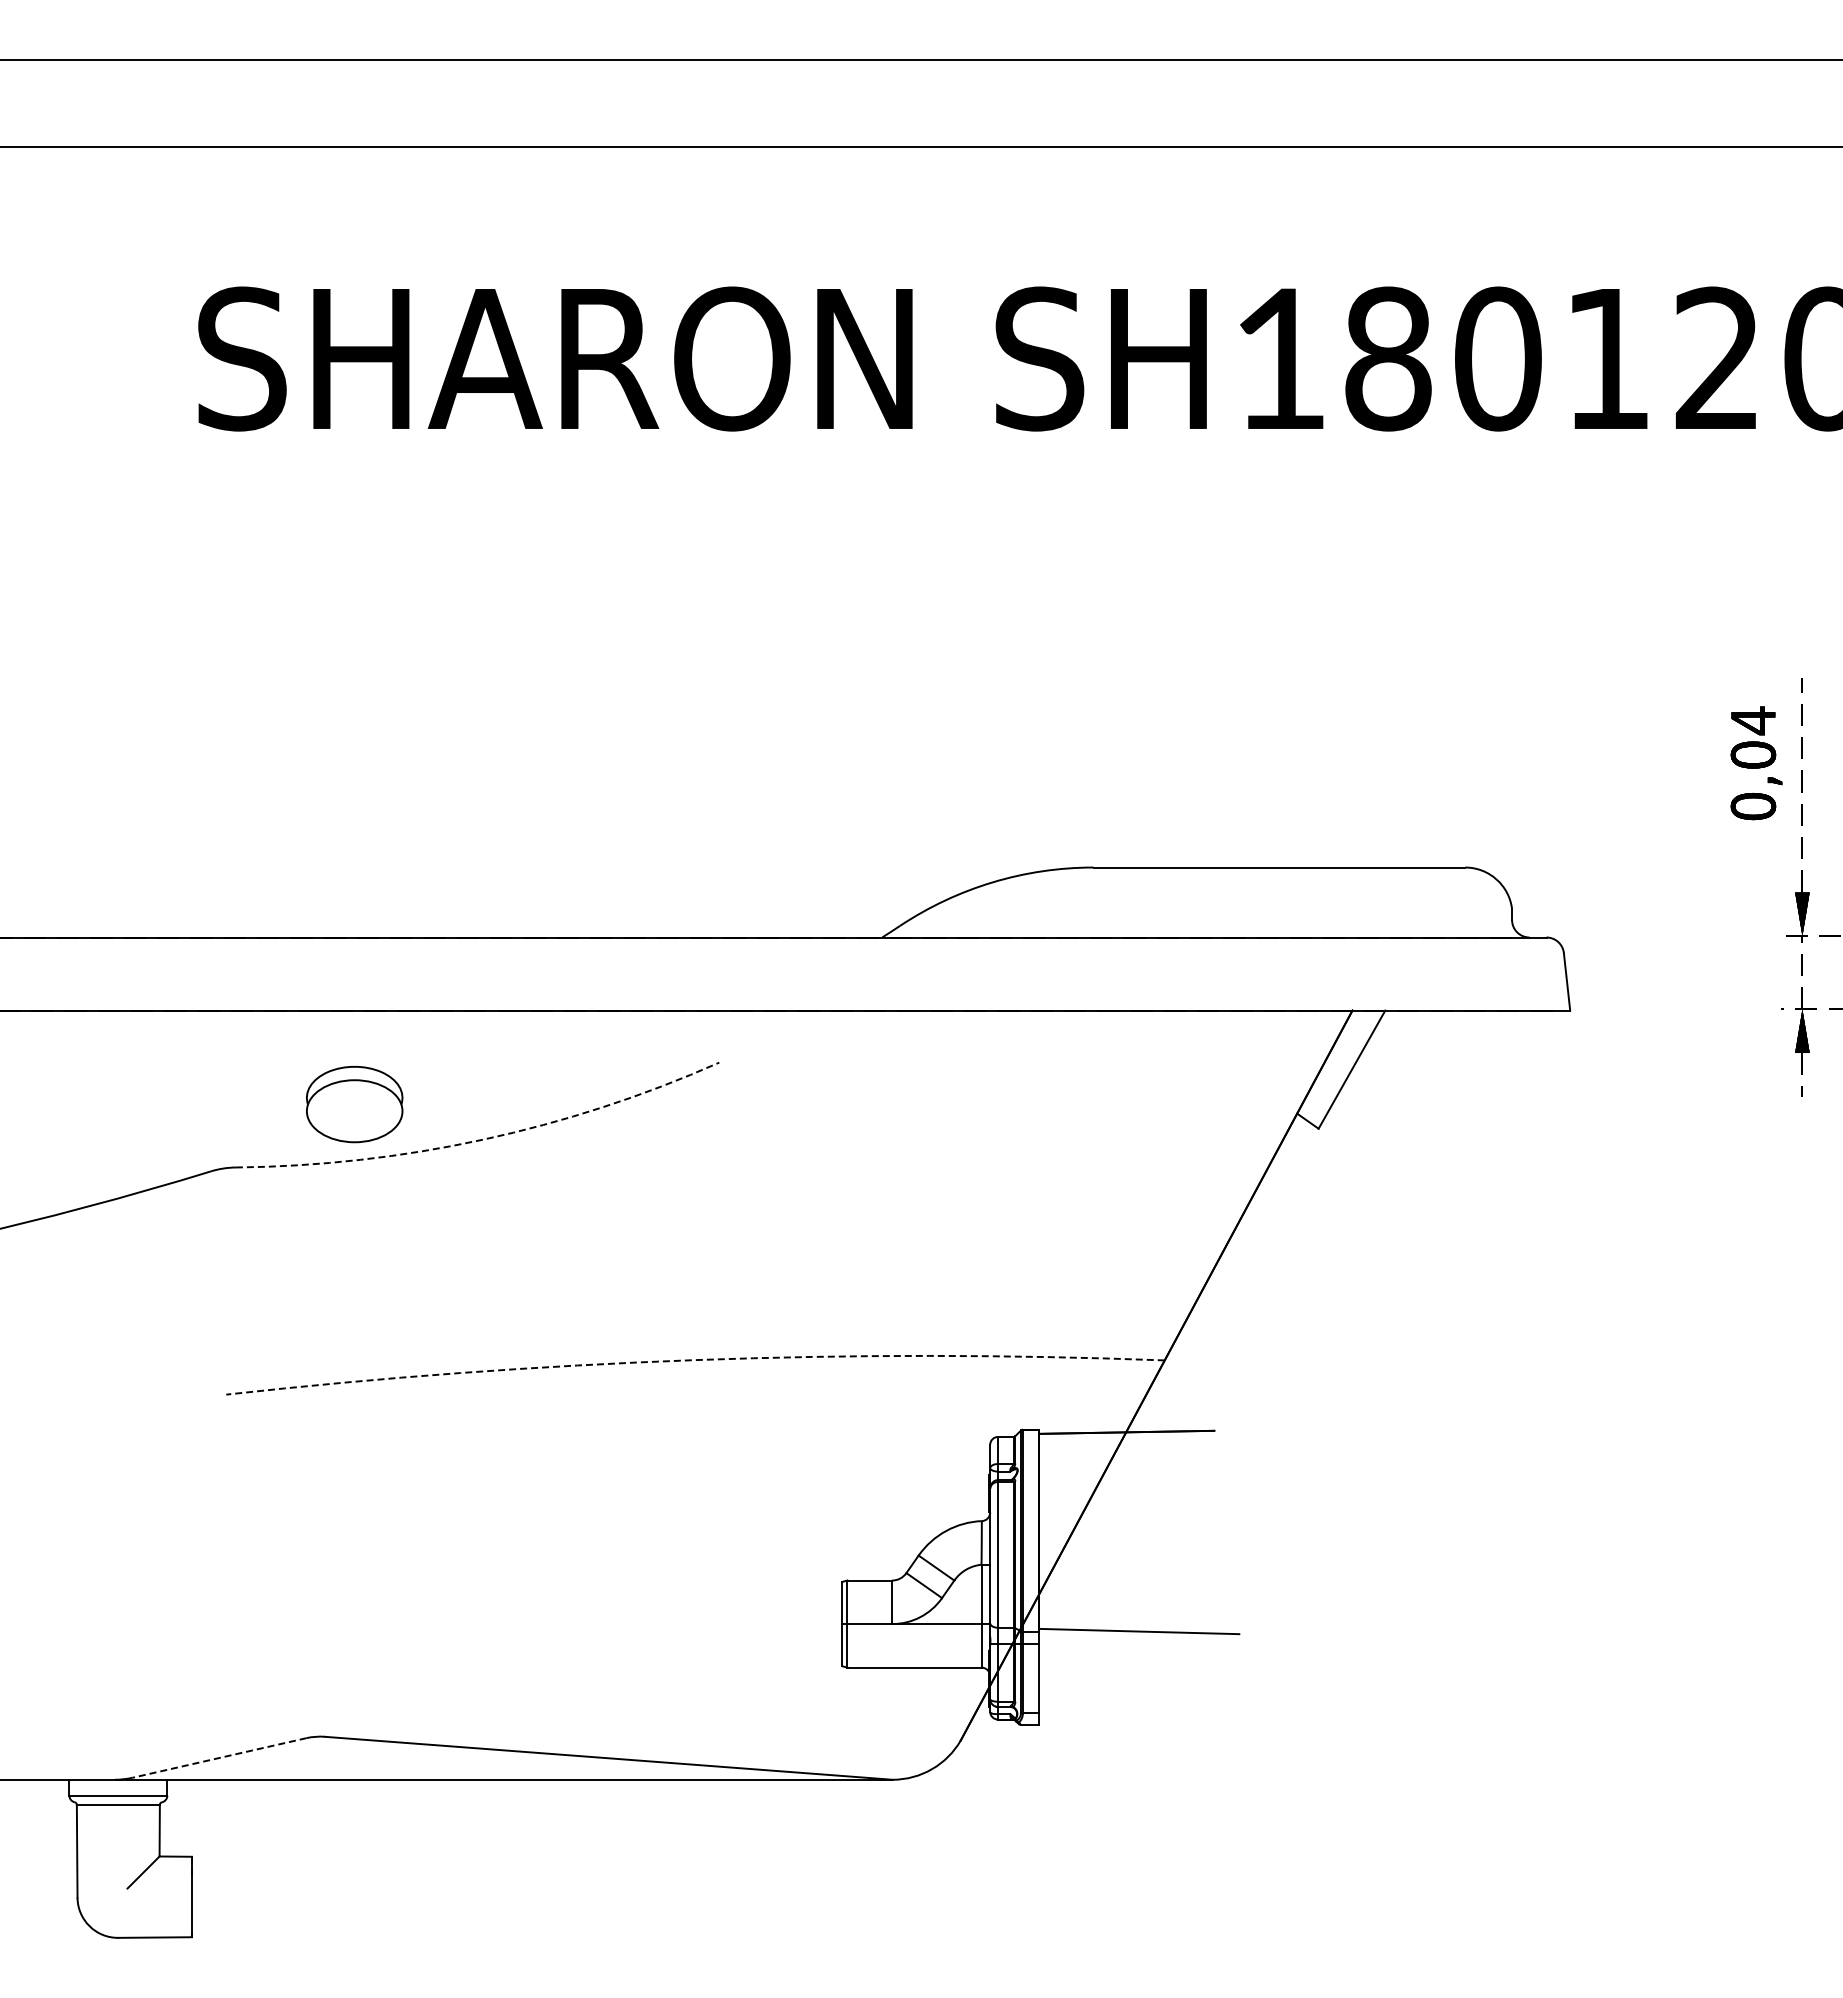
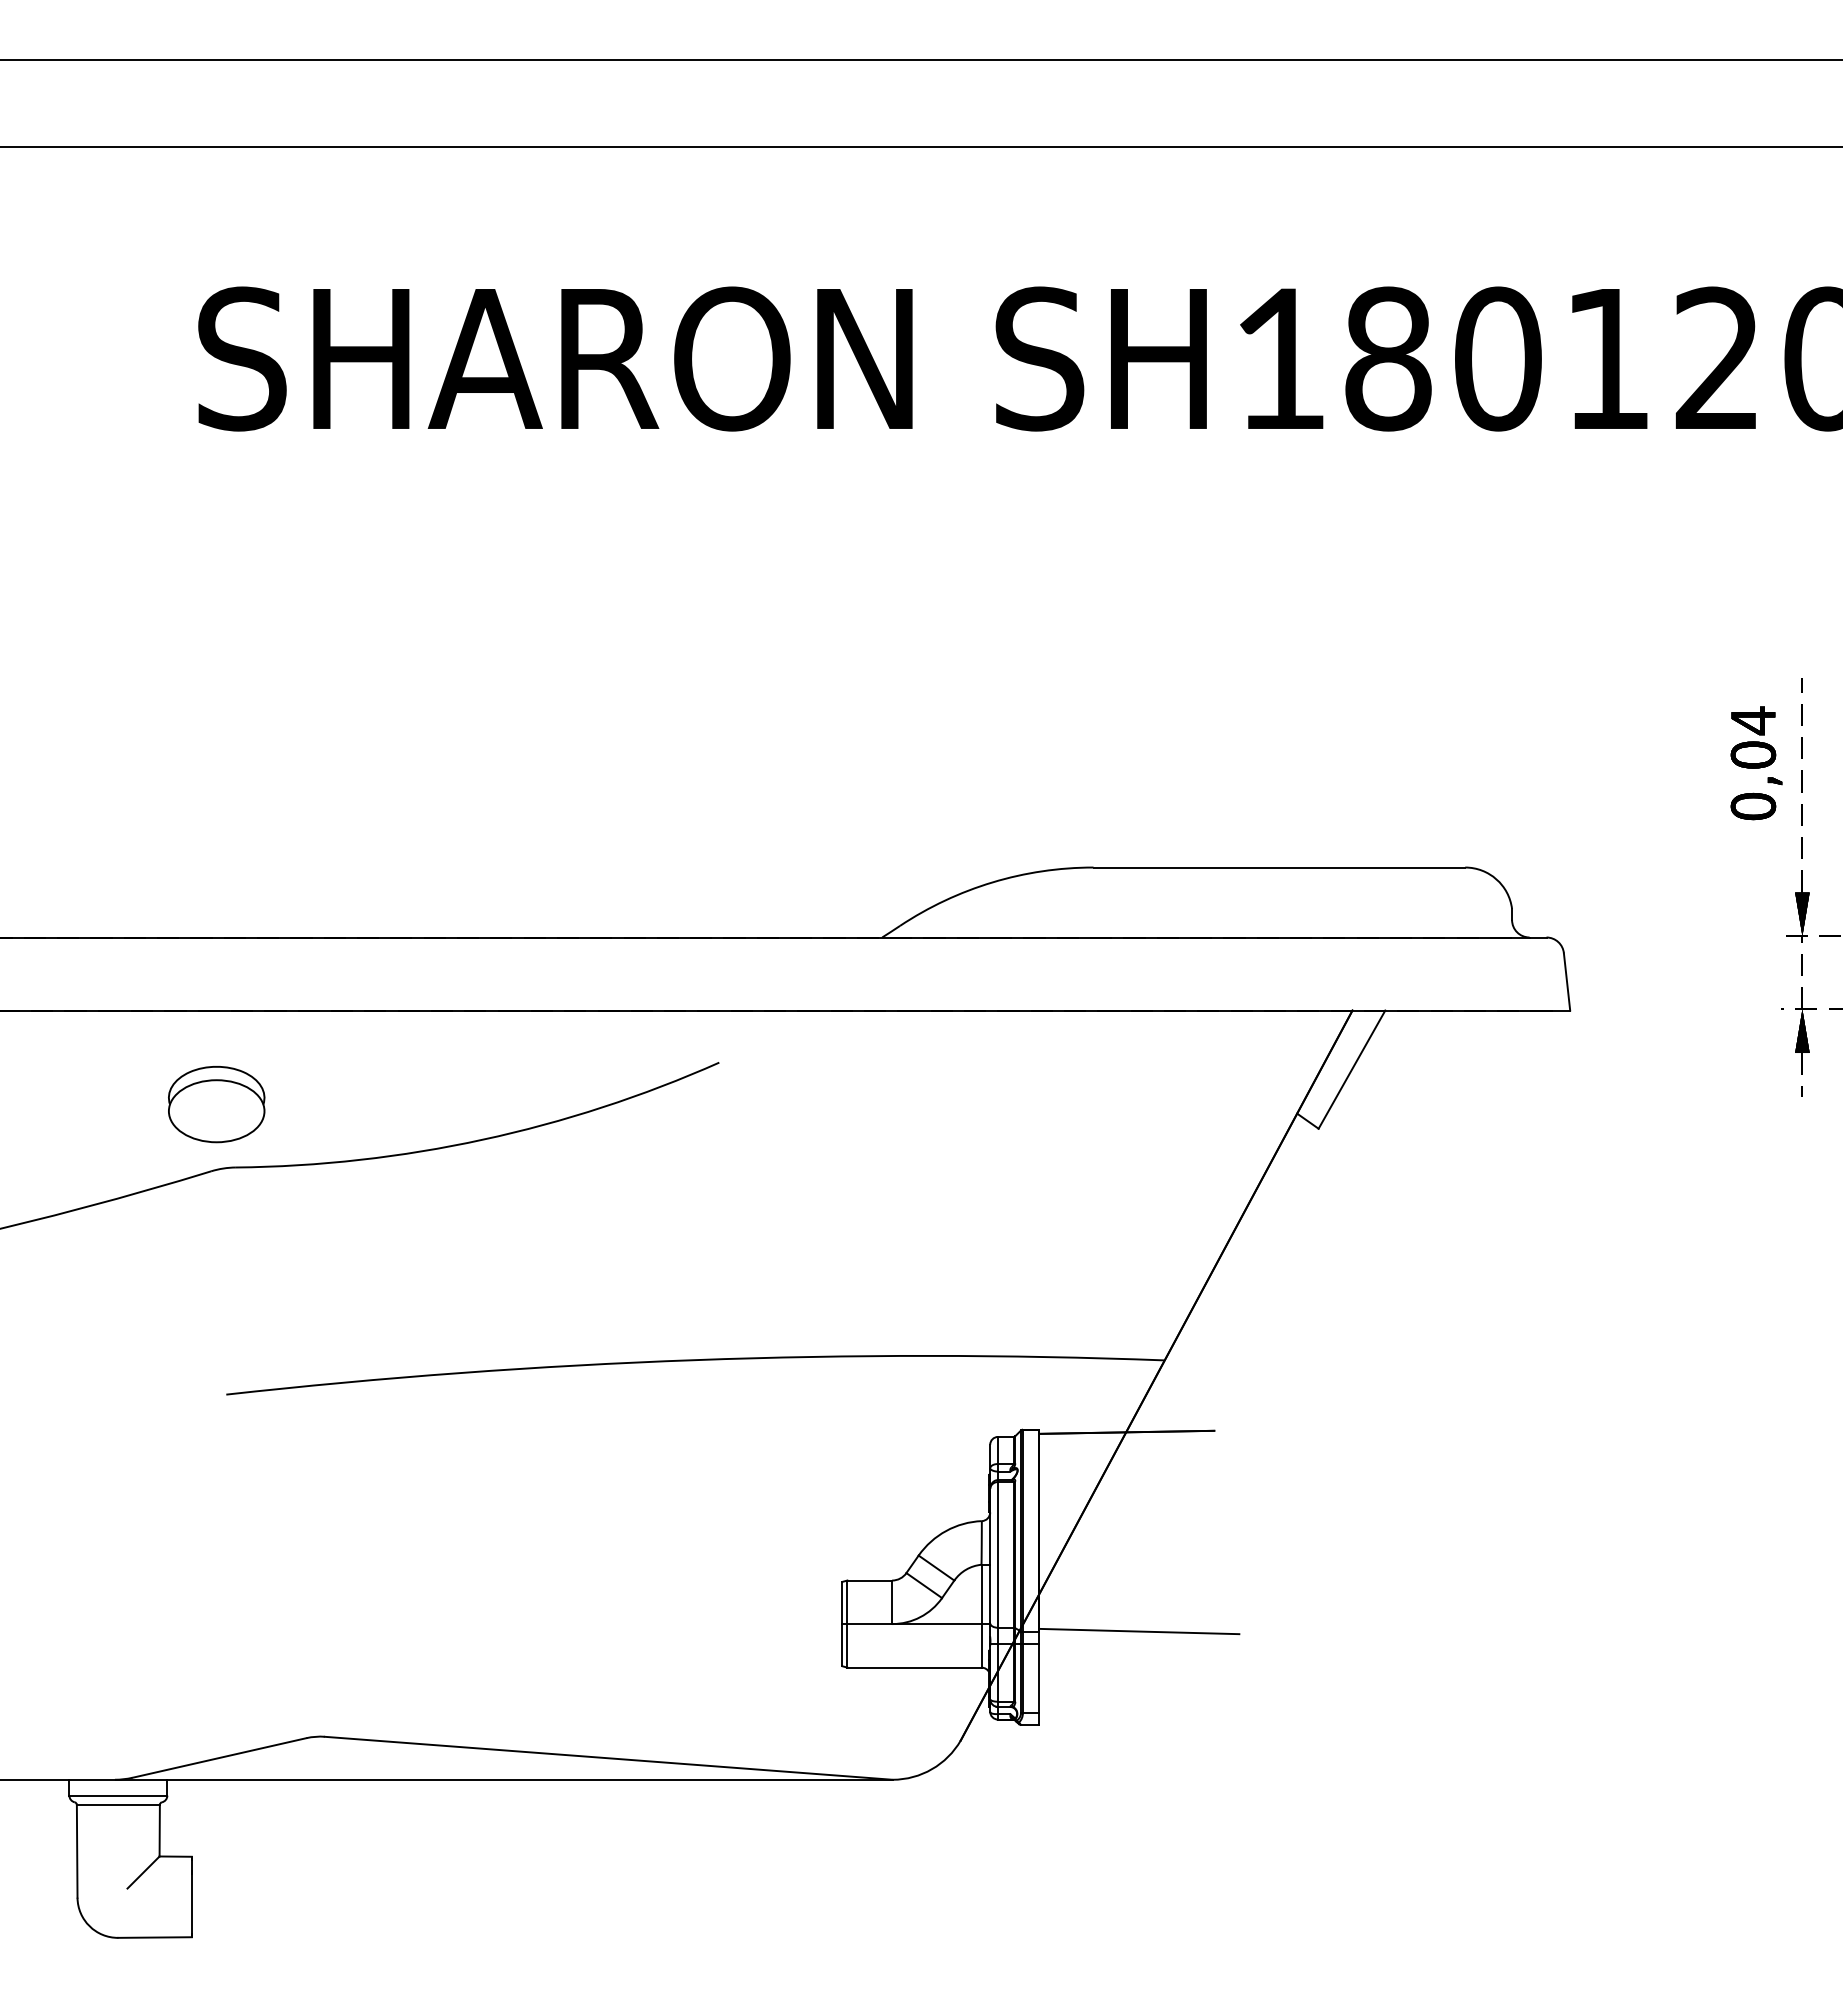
part position: (354, 1104) -> (216, 1104) (216, 1104)
arc: dashed -> solid (482, 1139)
arc: dashed -> solid (694, 1360)
line: dashed -> solid (219, 1758)
